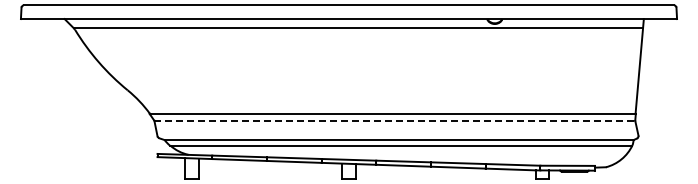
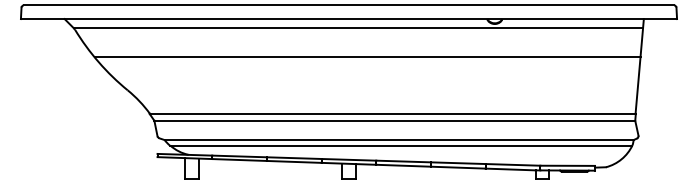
line: none -> present (367, 57)
line: dashed -> solid (395, 120)
